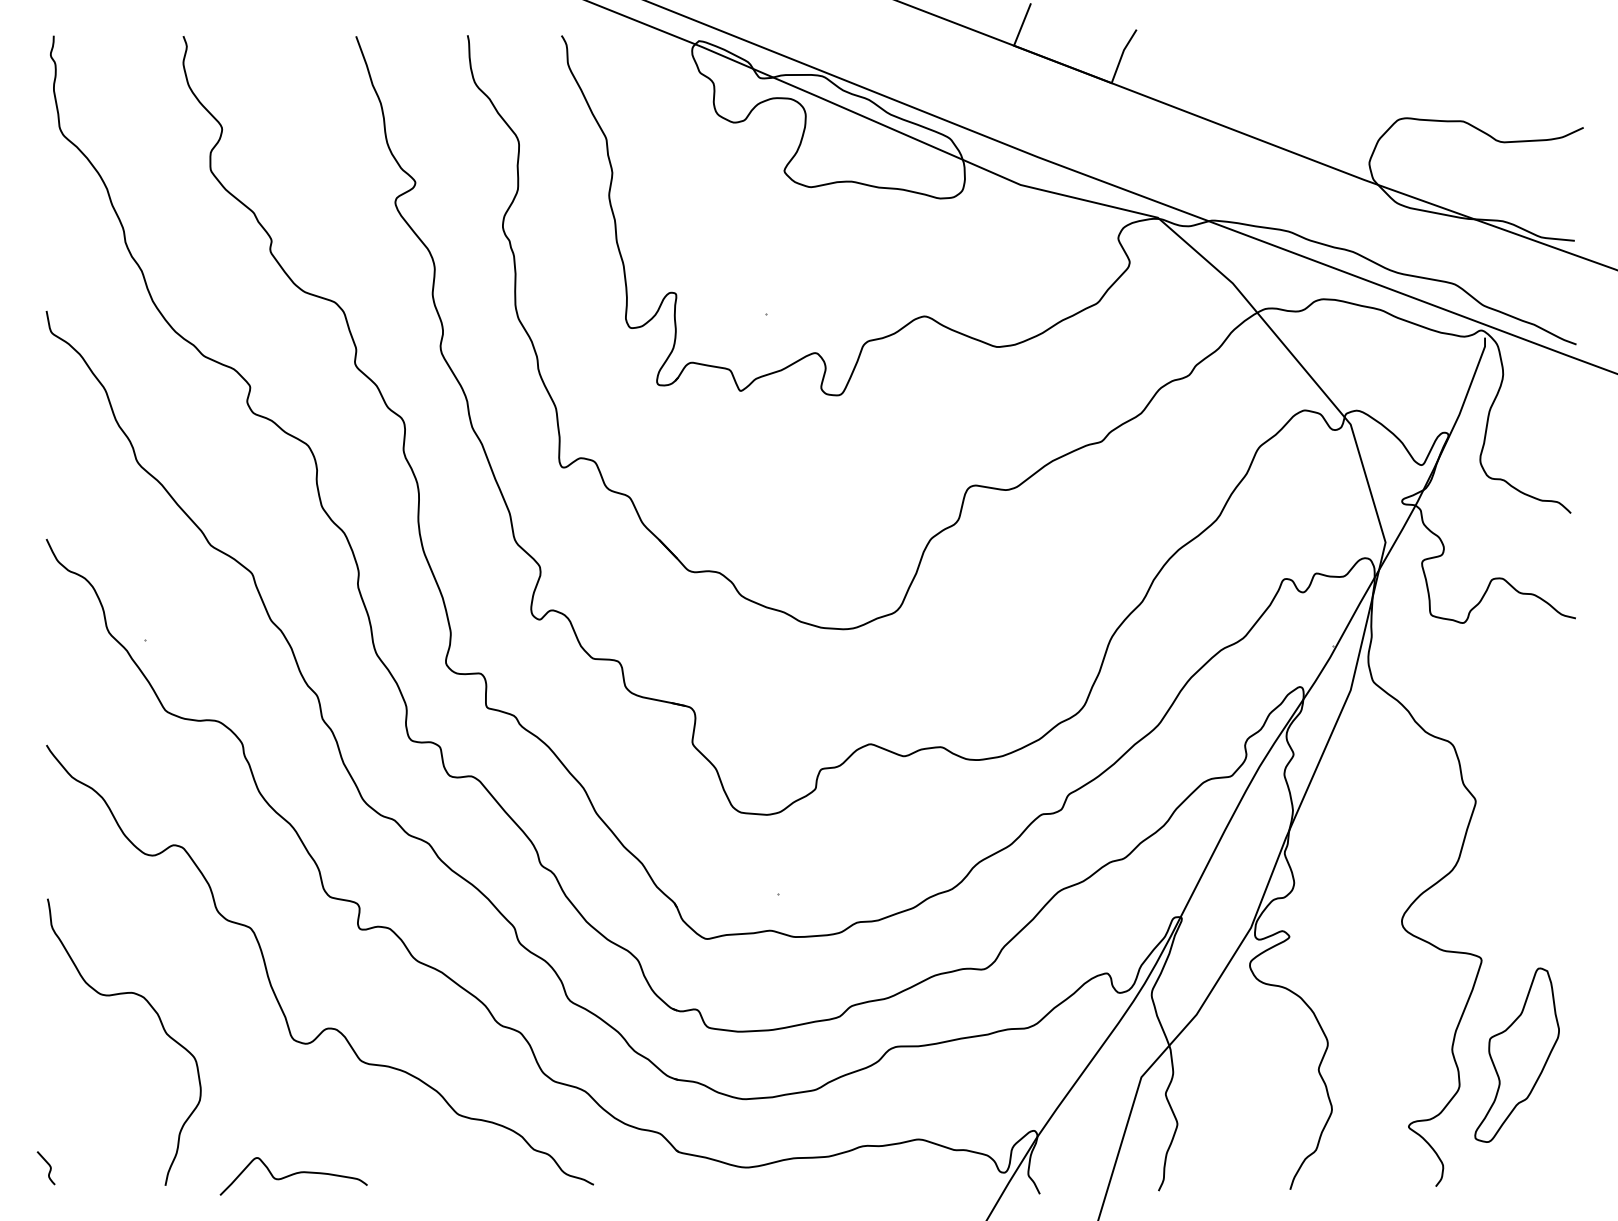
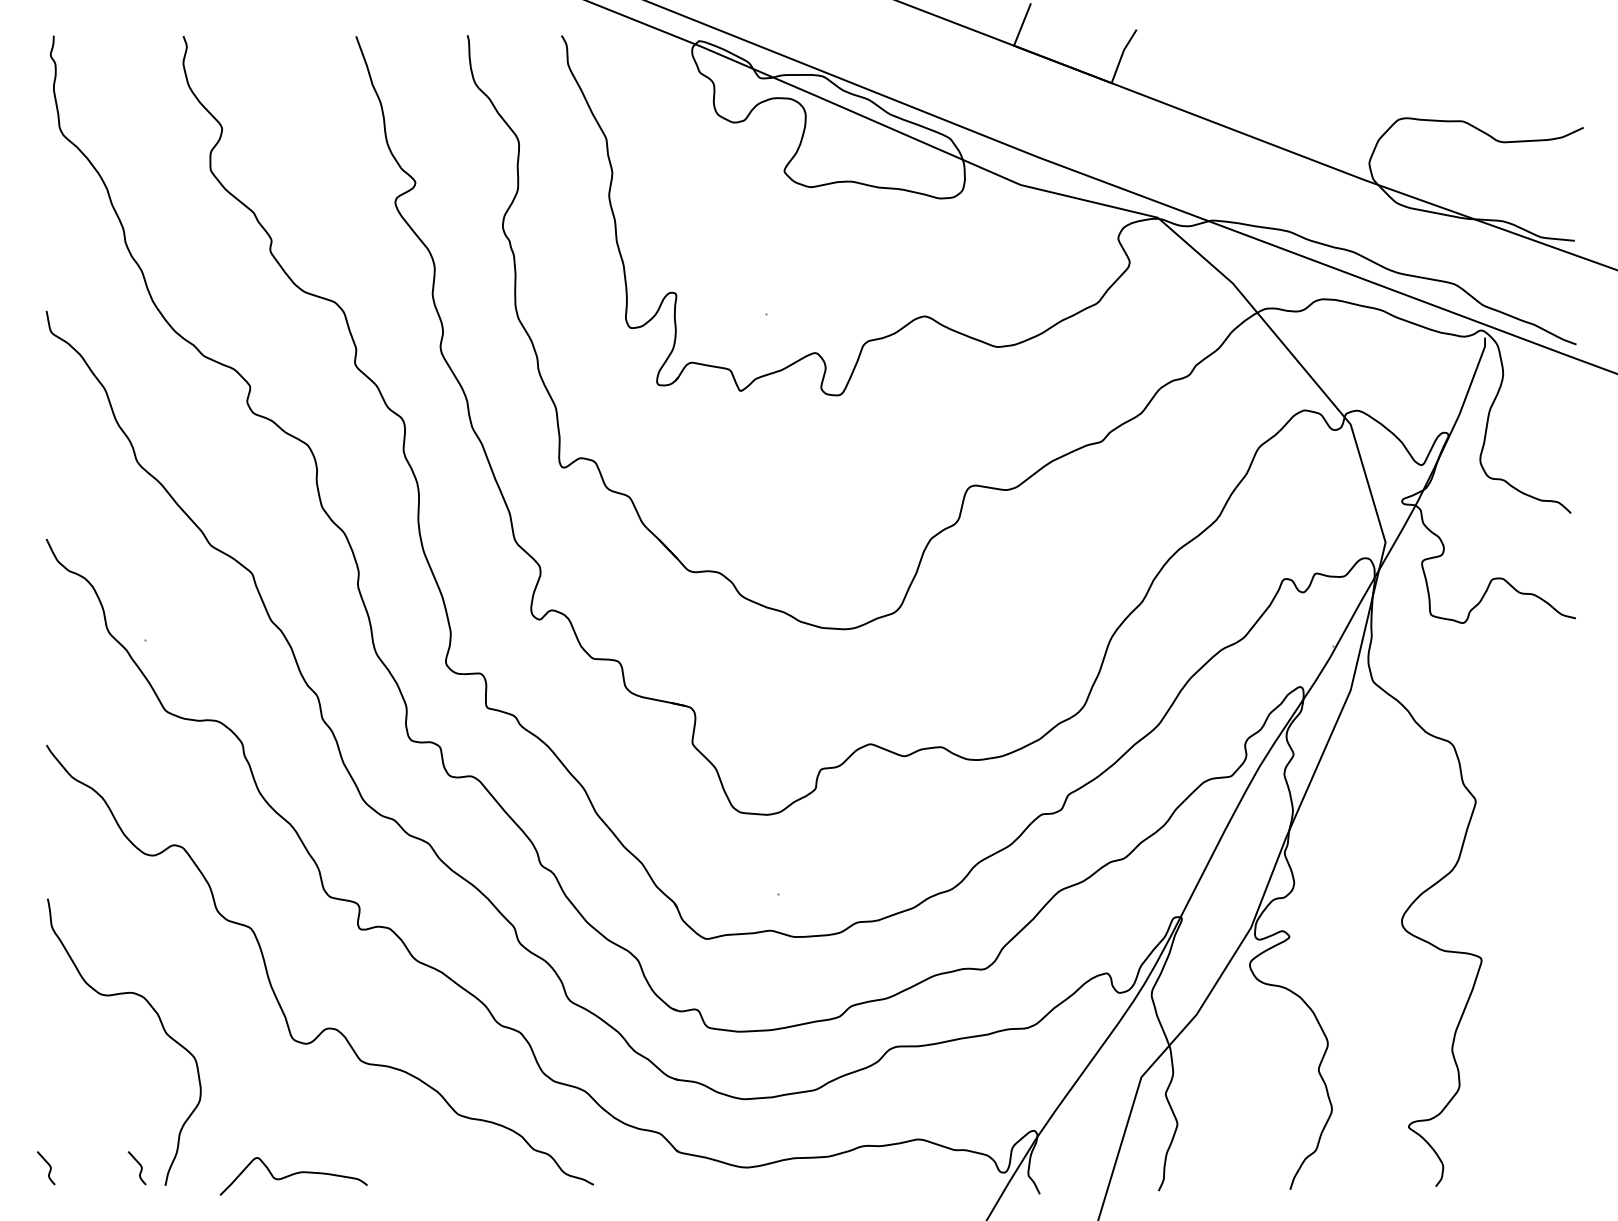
part: present -> none (1516, 1054)
curve: none -> present (140, 1167)
